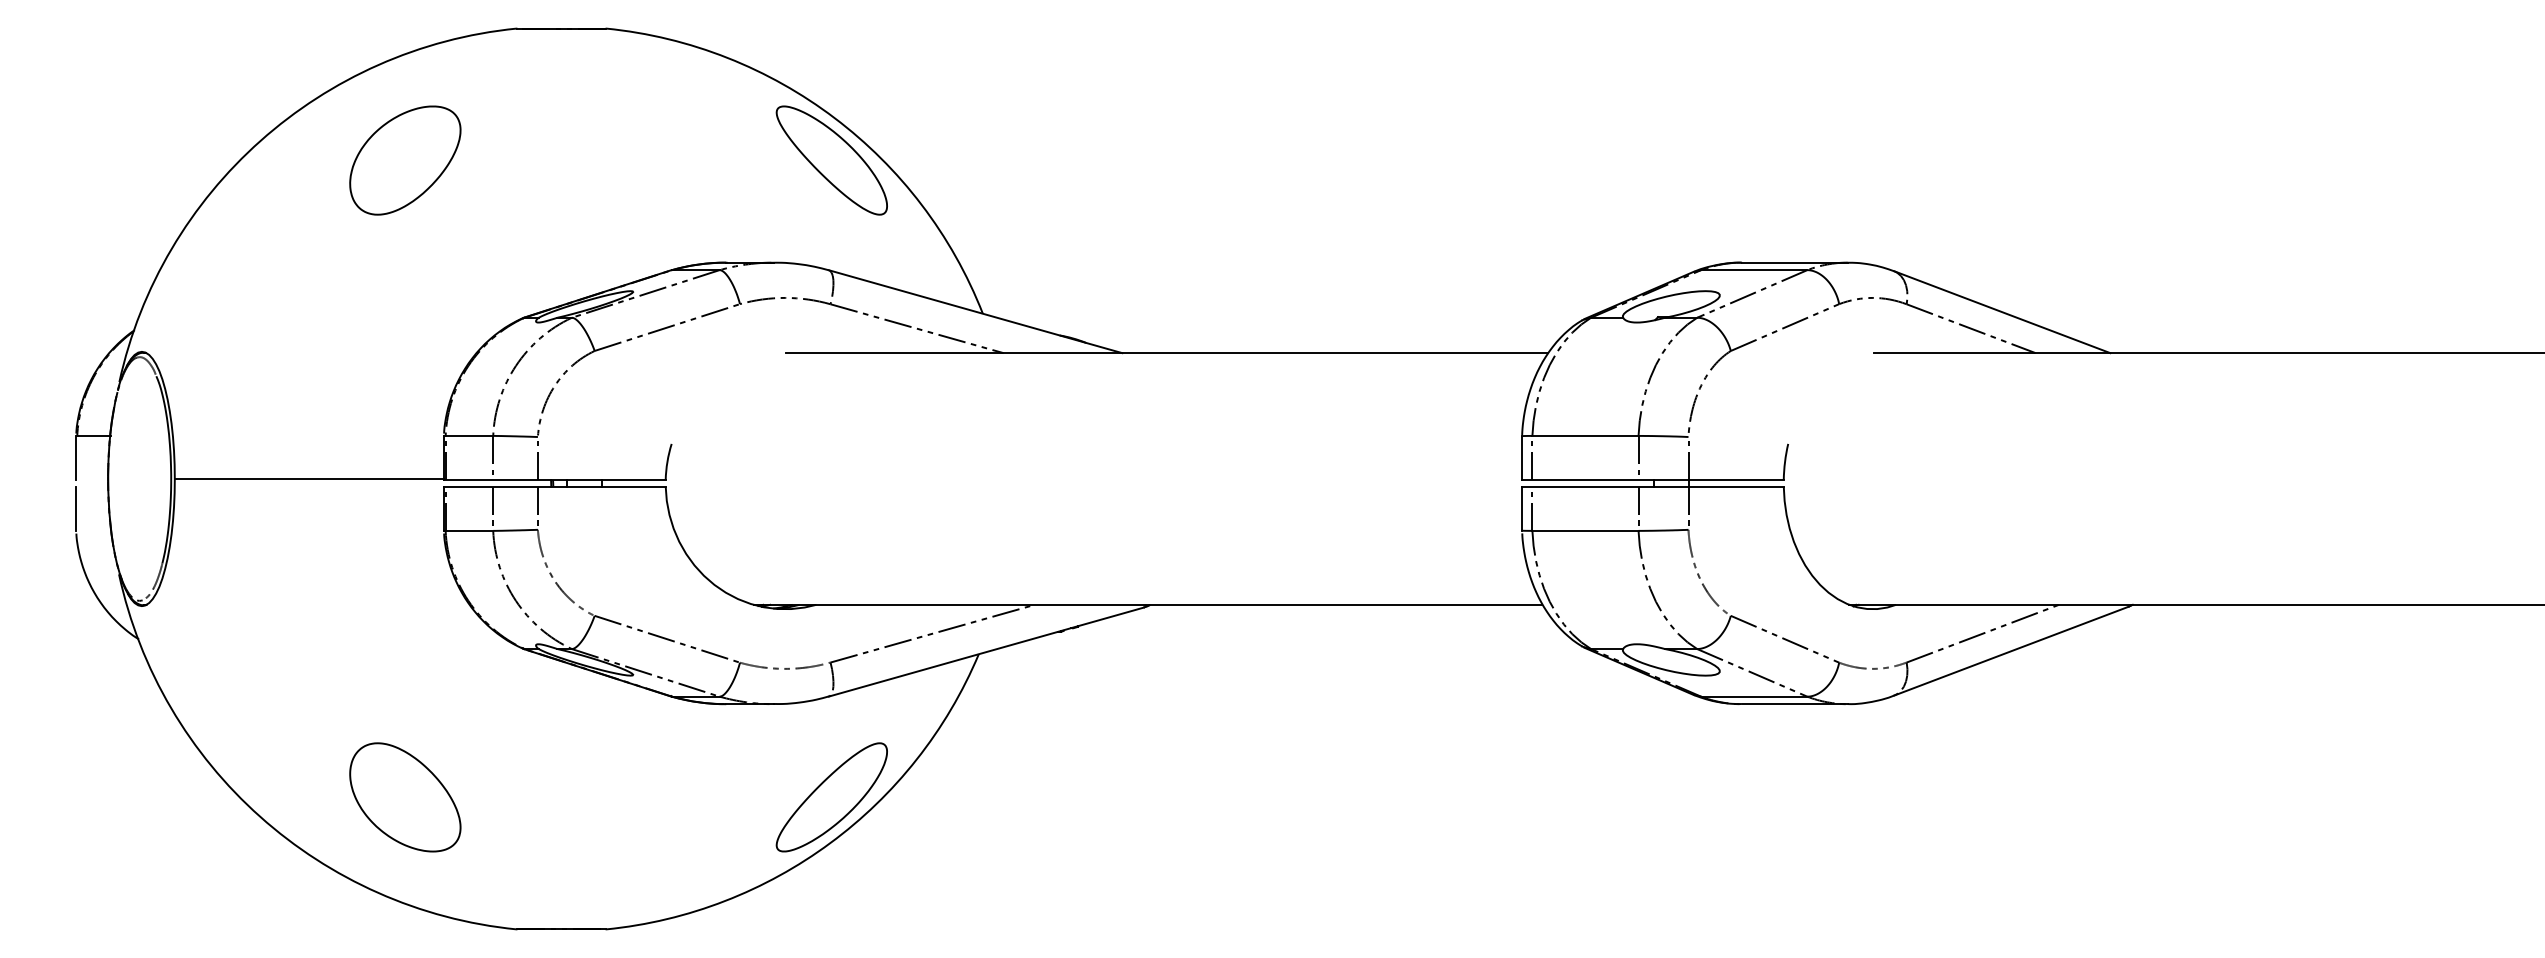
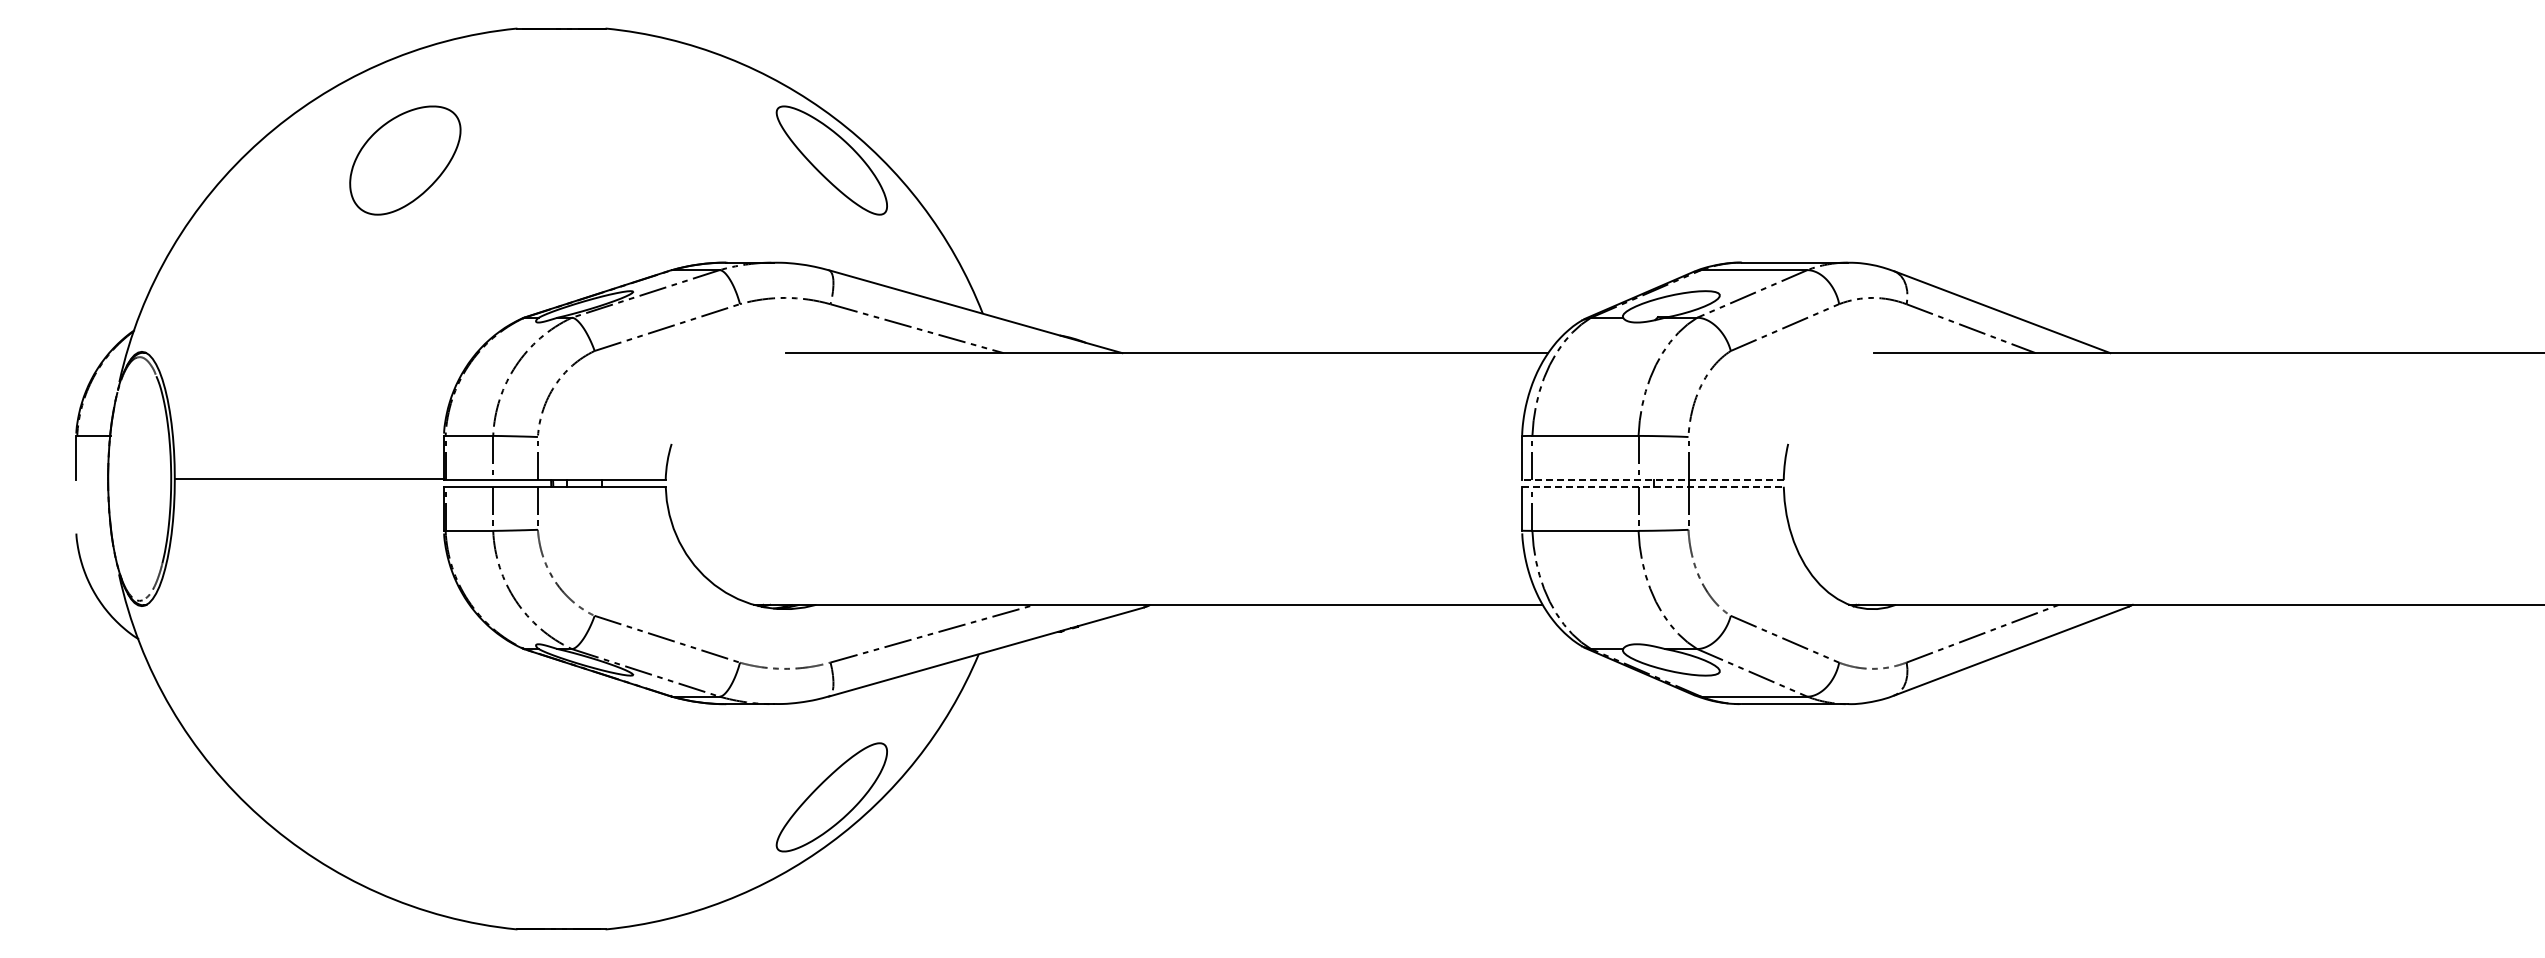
line: solid -> dashed (1652, 480)
line: solid -> dashed (1652, 486)
line: present -> none (76, 508)
part: present -> none (405, 797)
